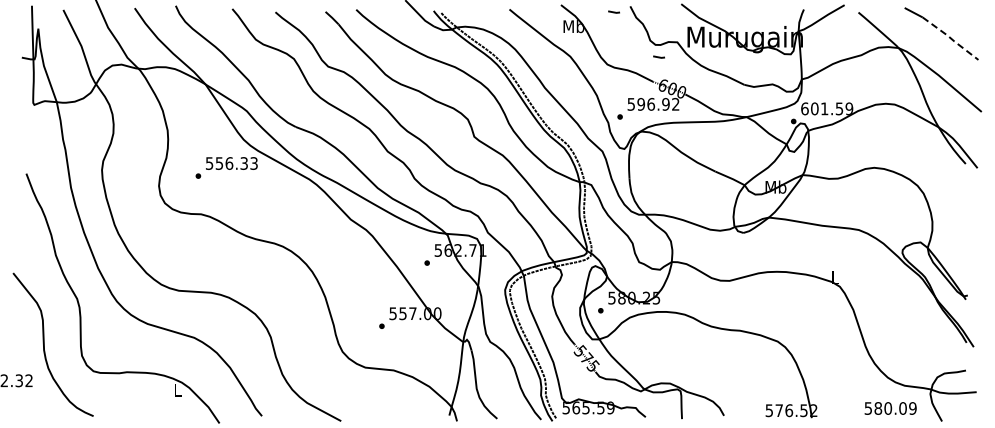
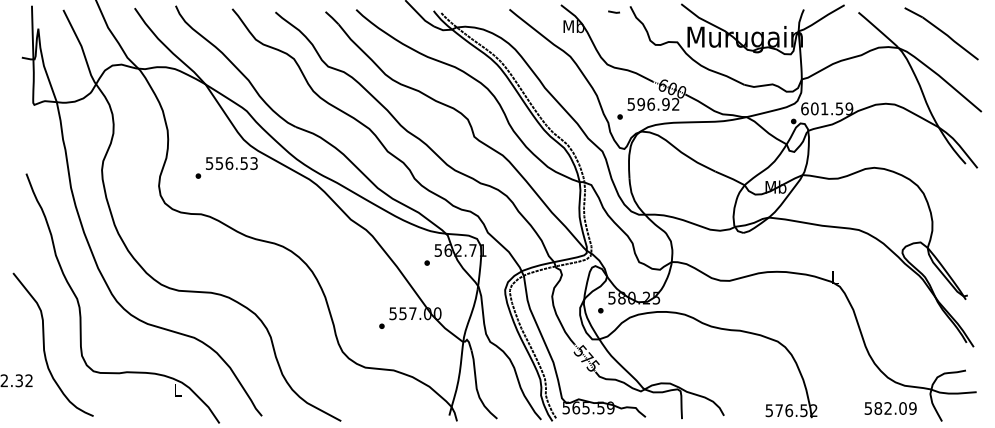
line: dashed -> solid (950, 38)
line: present -> none (658, 56)
text: 556.33 -> 556.53 (243, 163)
text: 580.09 -> 582.09 (888, 408)
